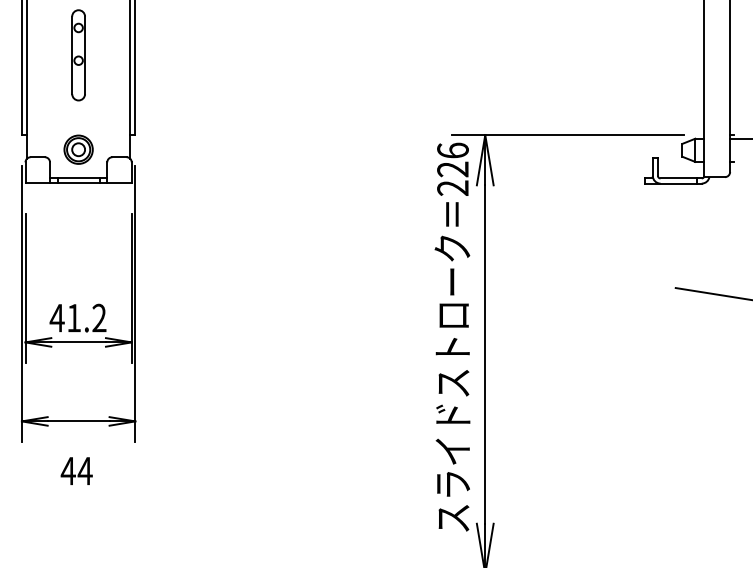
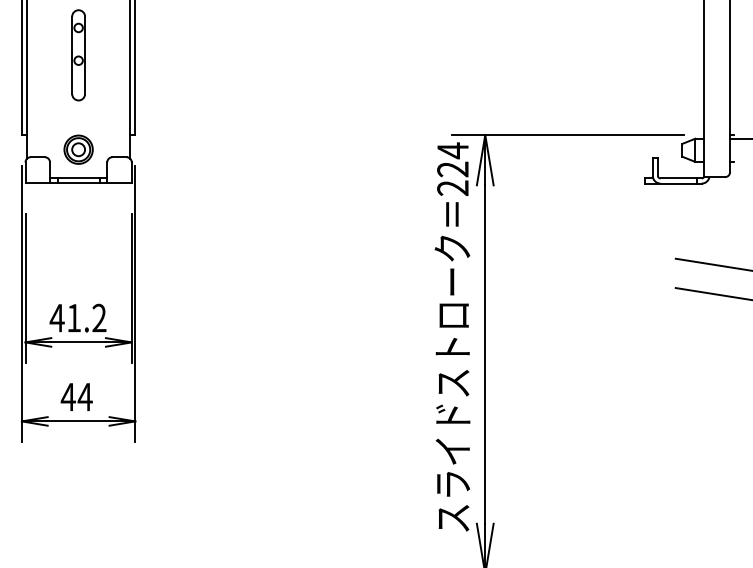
text: 226 -> 224 (452, 150)
line: none -> present (712, 264)
text position: (76, 470) -> (76, 396) (76, 396)
